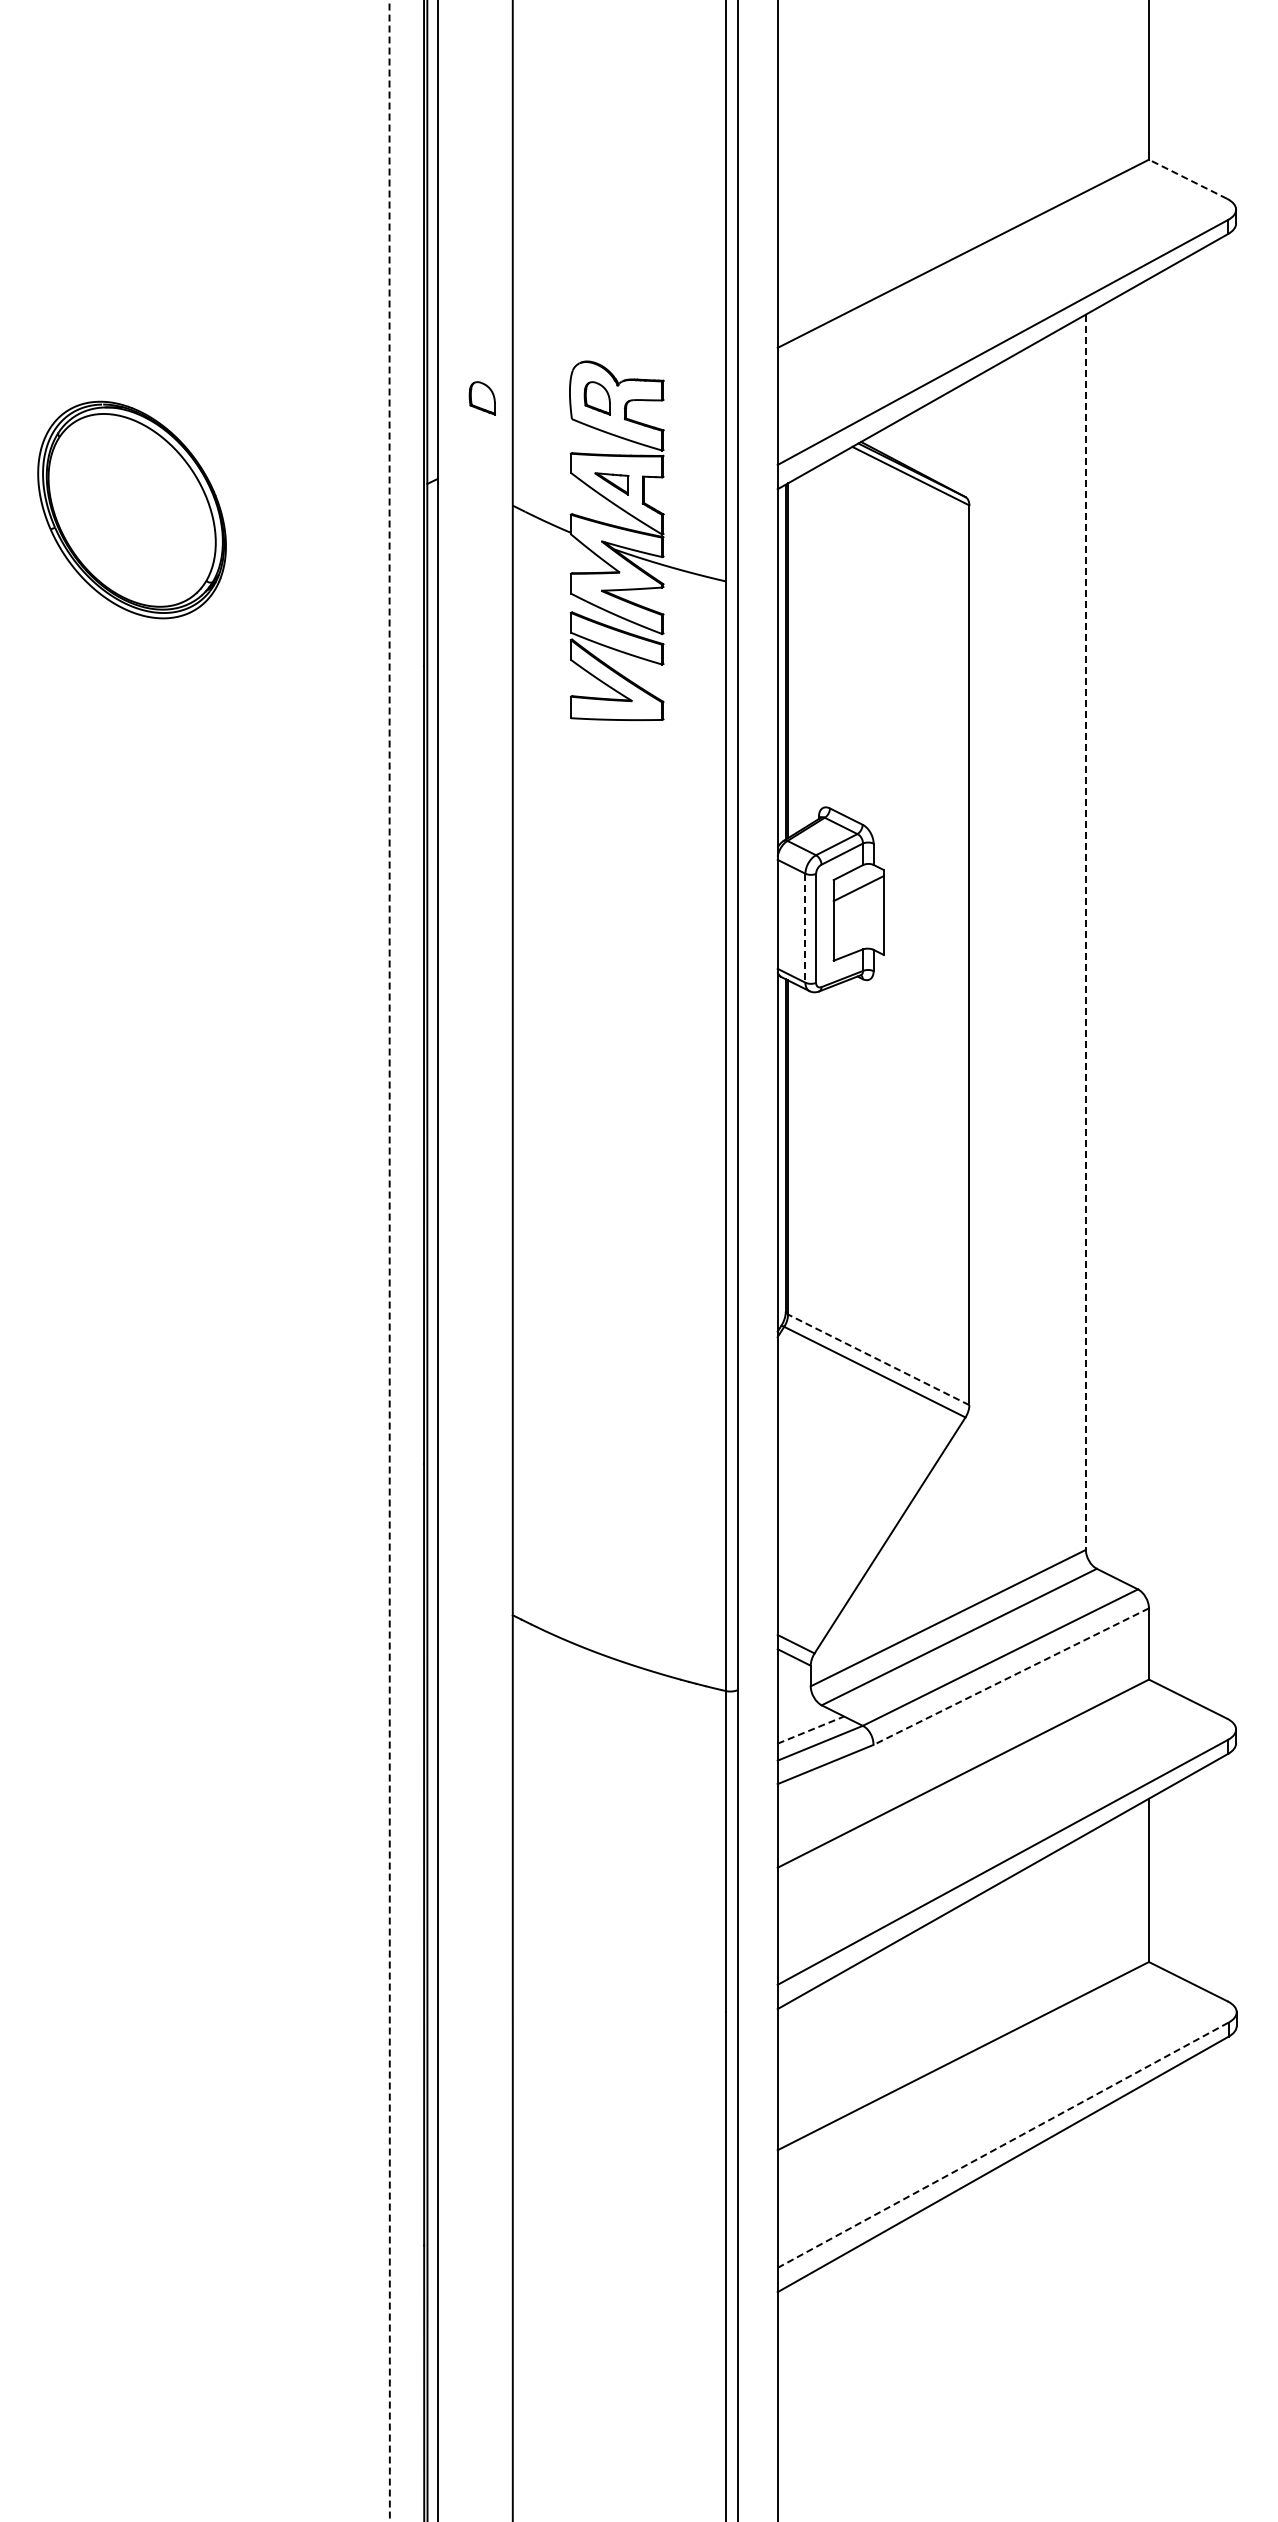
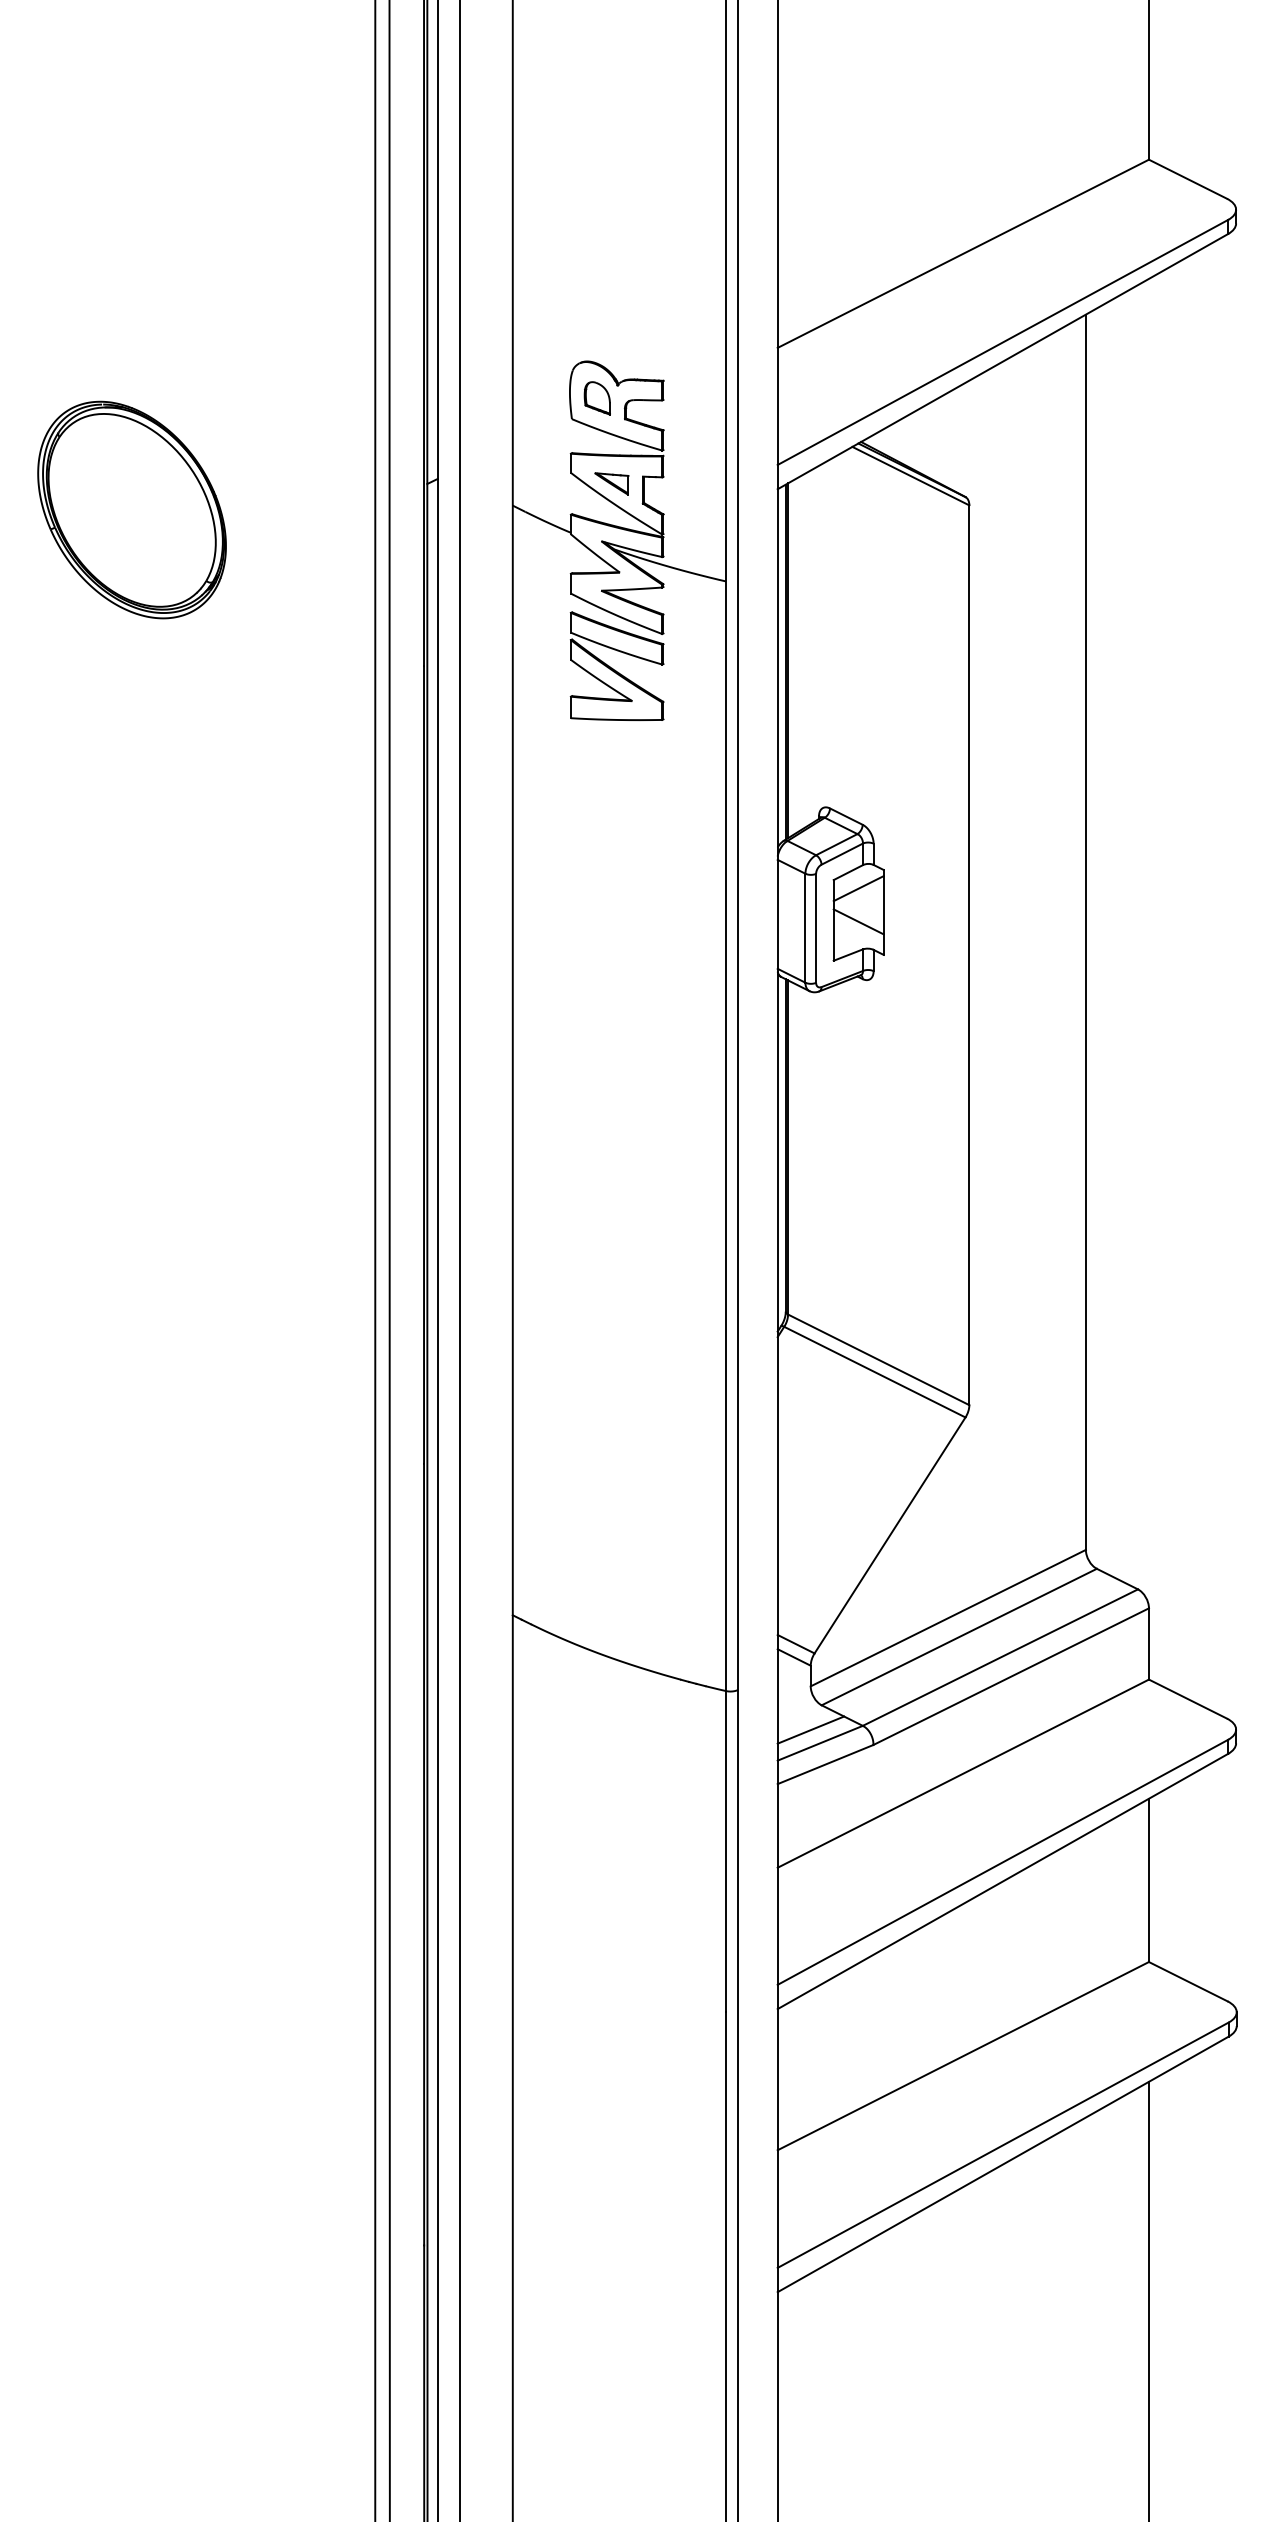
line: dashed -> solid (1188, 179)
part: present -> none (481, 398)
line: none -> present (858, 921)
line: dashed -> solid (805, 928)
line: dashed -> solid (1085, 932)
line: none -> present (375, 1260)
line: none -> present (459, 1260)
line: dashed -> solid (389, 1261)
line: dashed -> solid (878, 1359)
line: dashed -> solid (1011, 1676)
line: dashed -> solid (810, 1730)
line: dashed -> solid (1003, 2145)
line: none -> present (1148, 2299)
